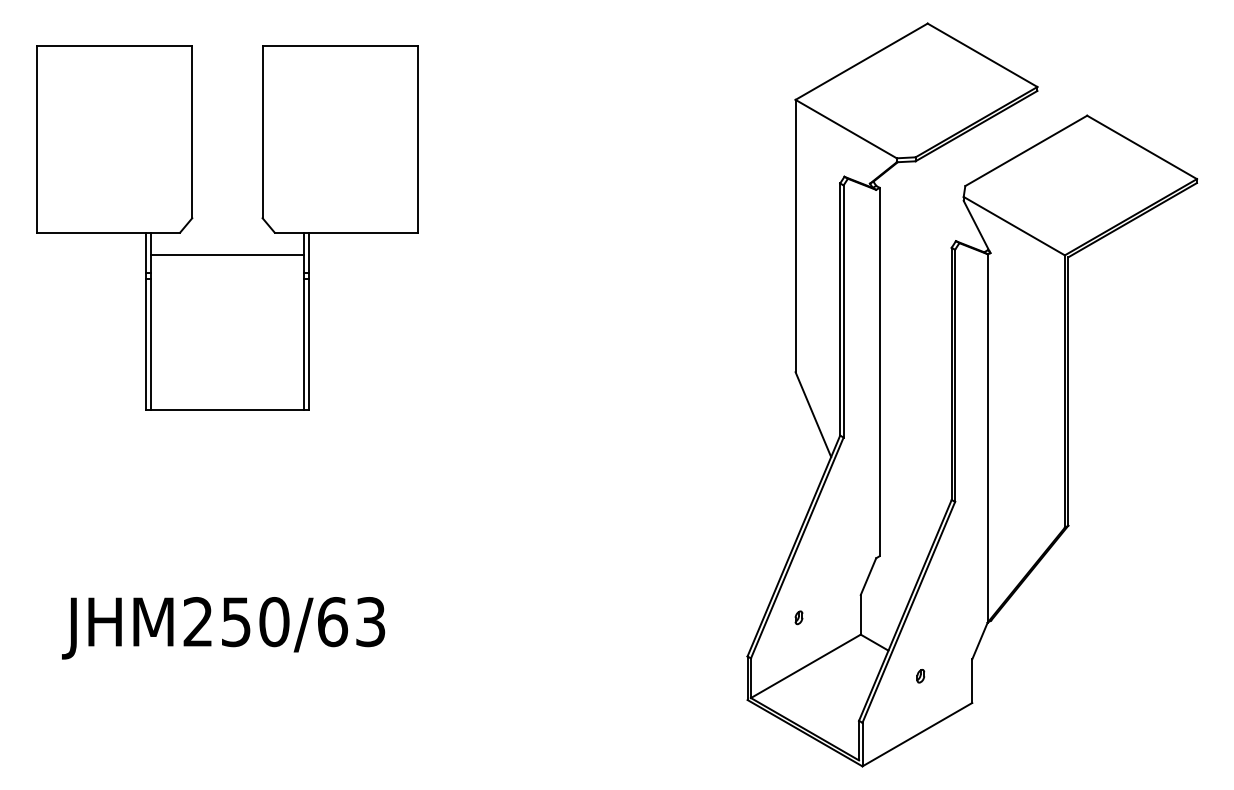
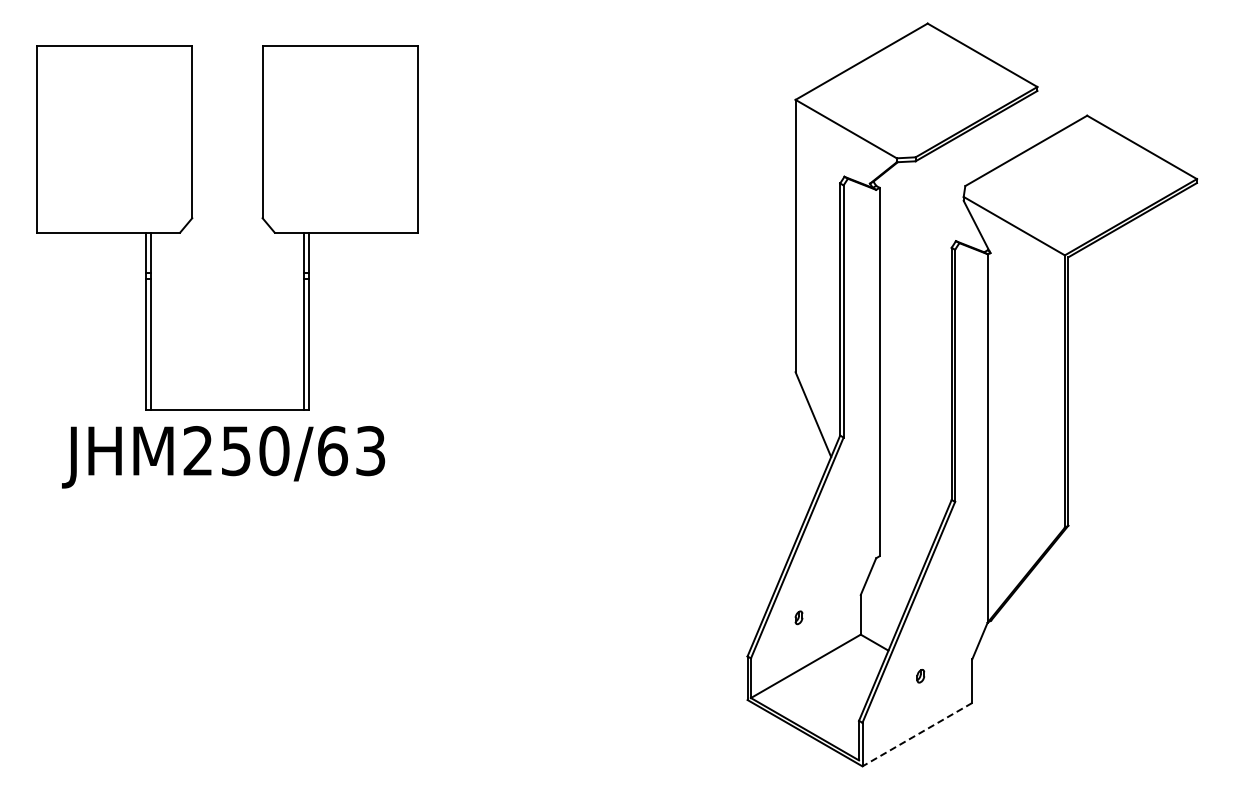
line: present -> none (227, 254)
text position: (223, 628) -> (223, 457) (223, 457)
line: solid -> dashed (916, 734)
